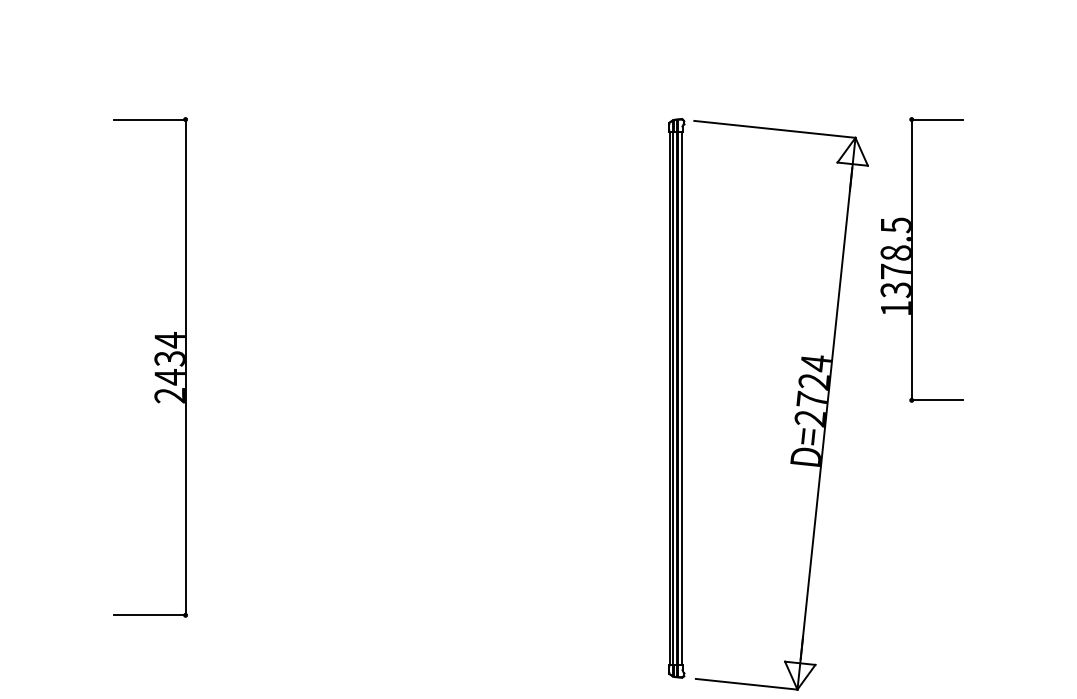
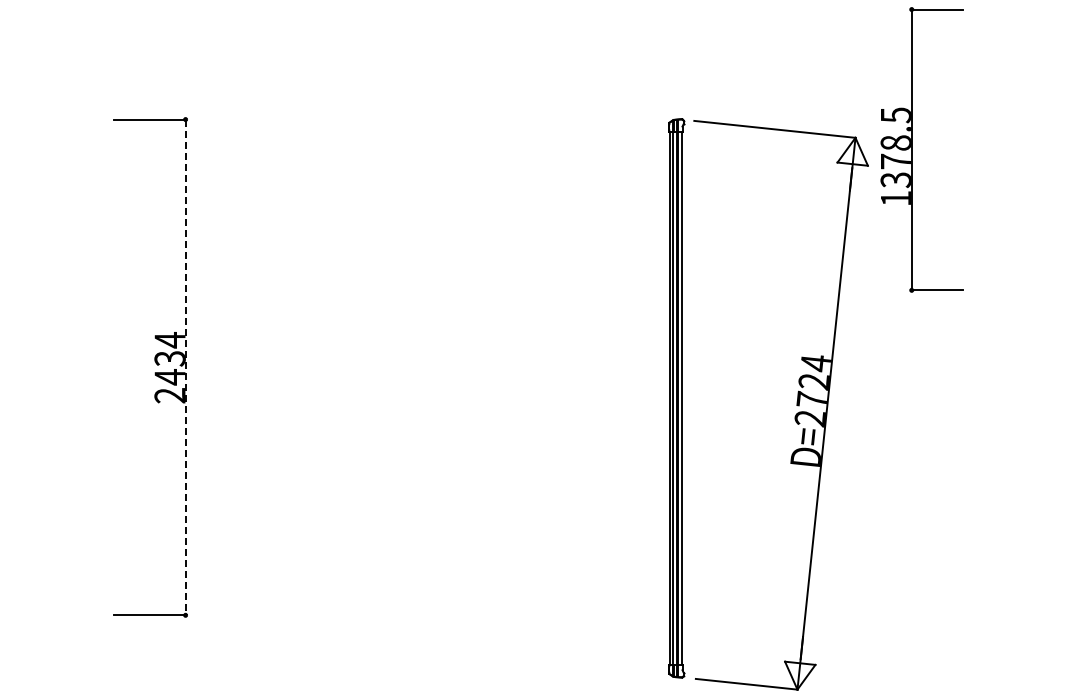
part position: (912, 259) -> (912, 149) (912, 149)
line: solid -> dashed (185, 367)
